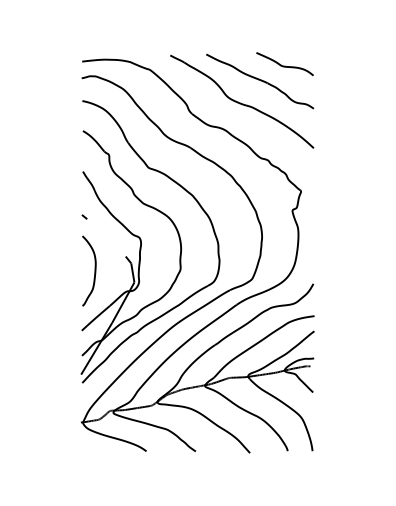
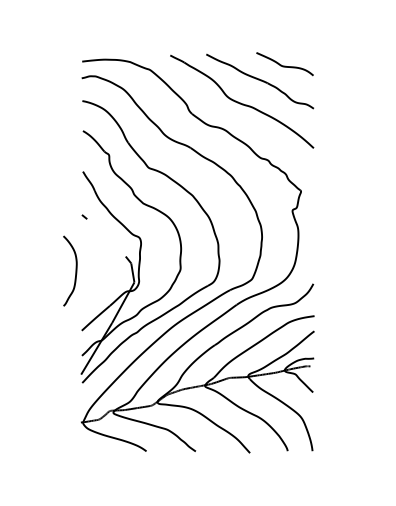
curve position: (94, 270) -> (75, 270) (75, 270)
